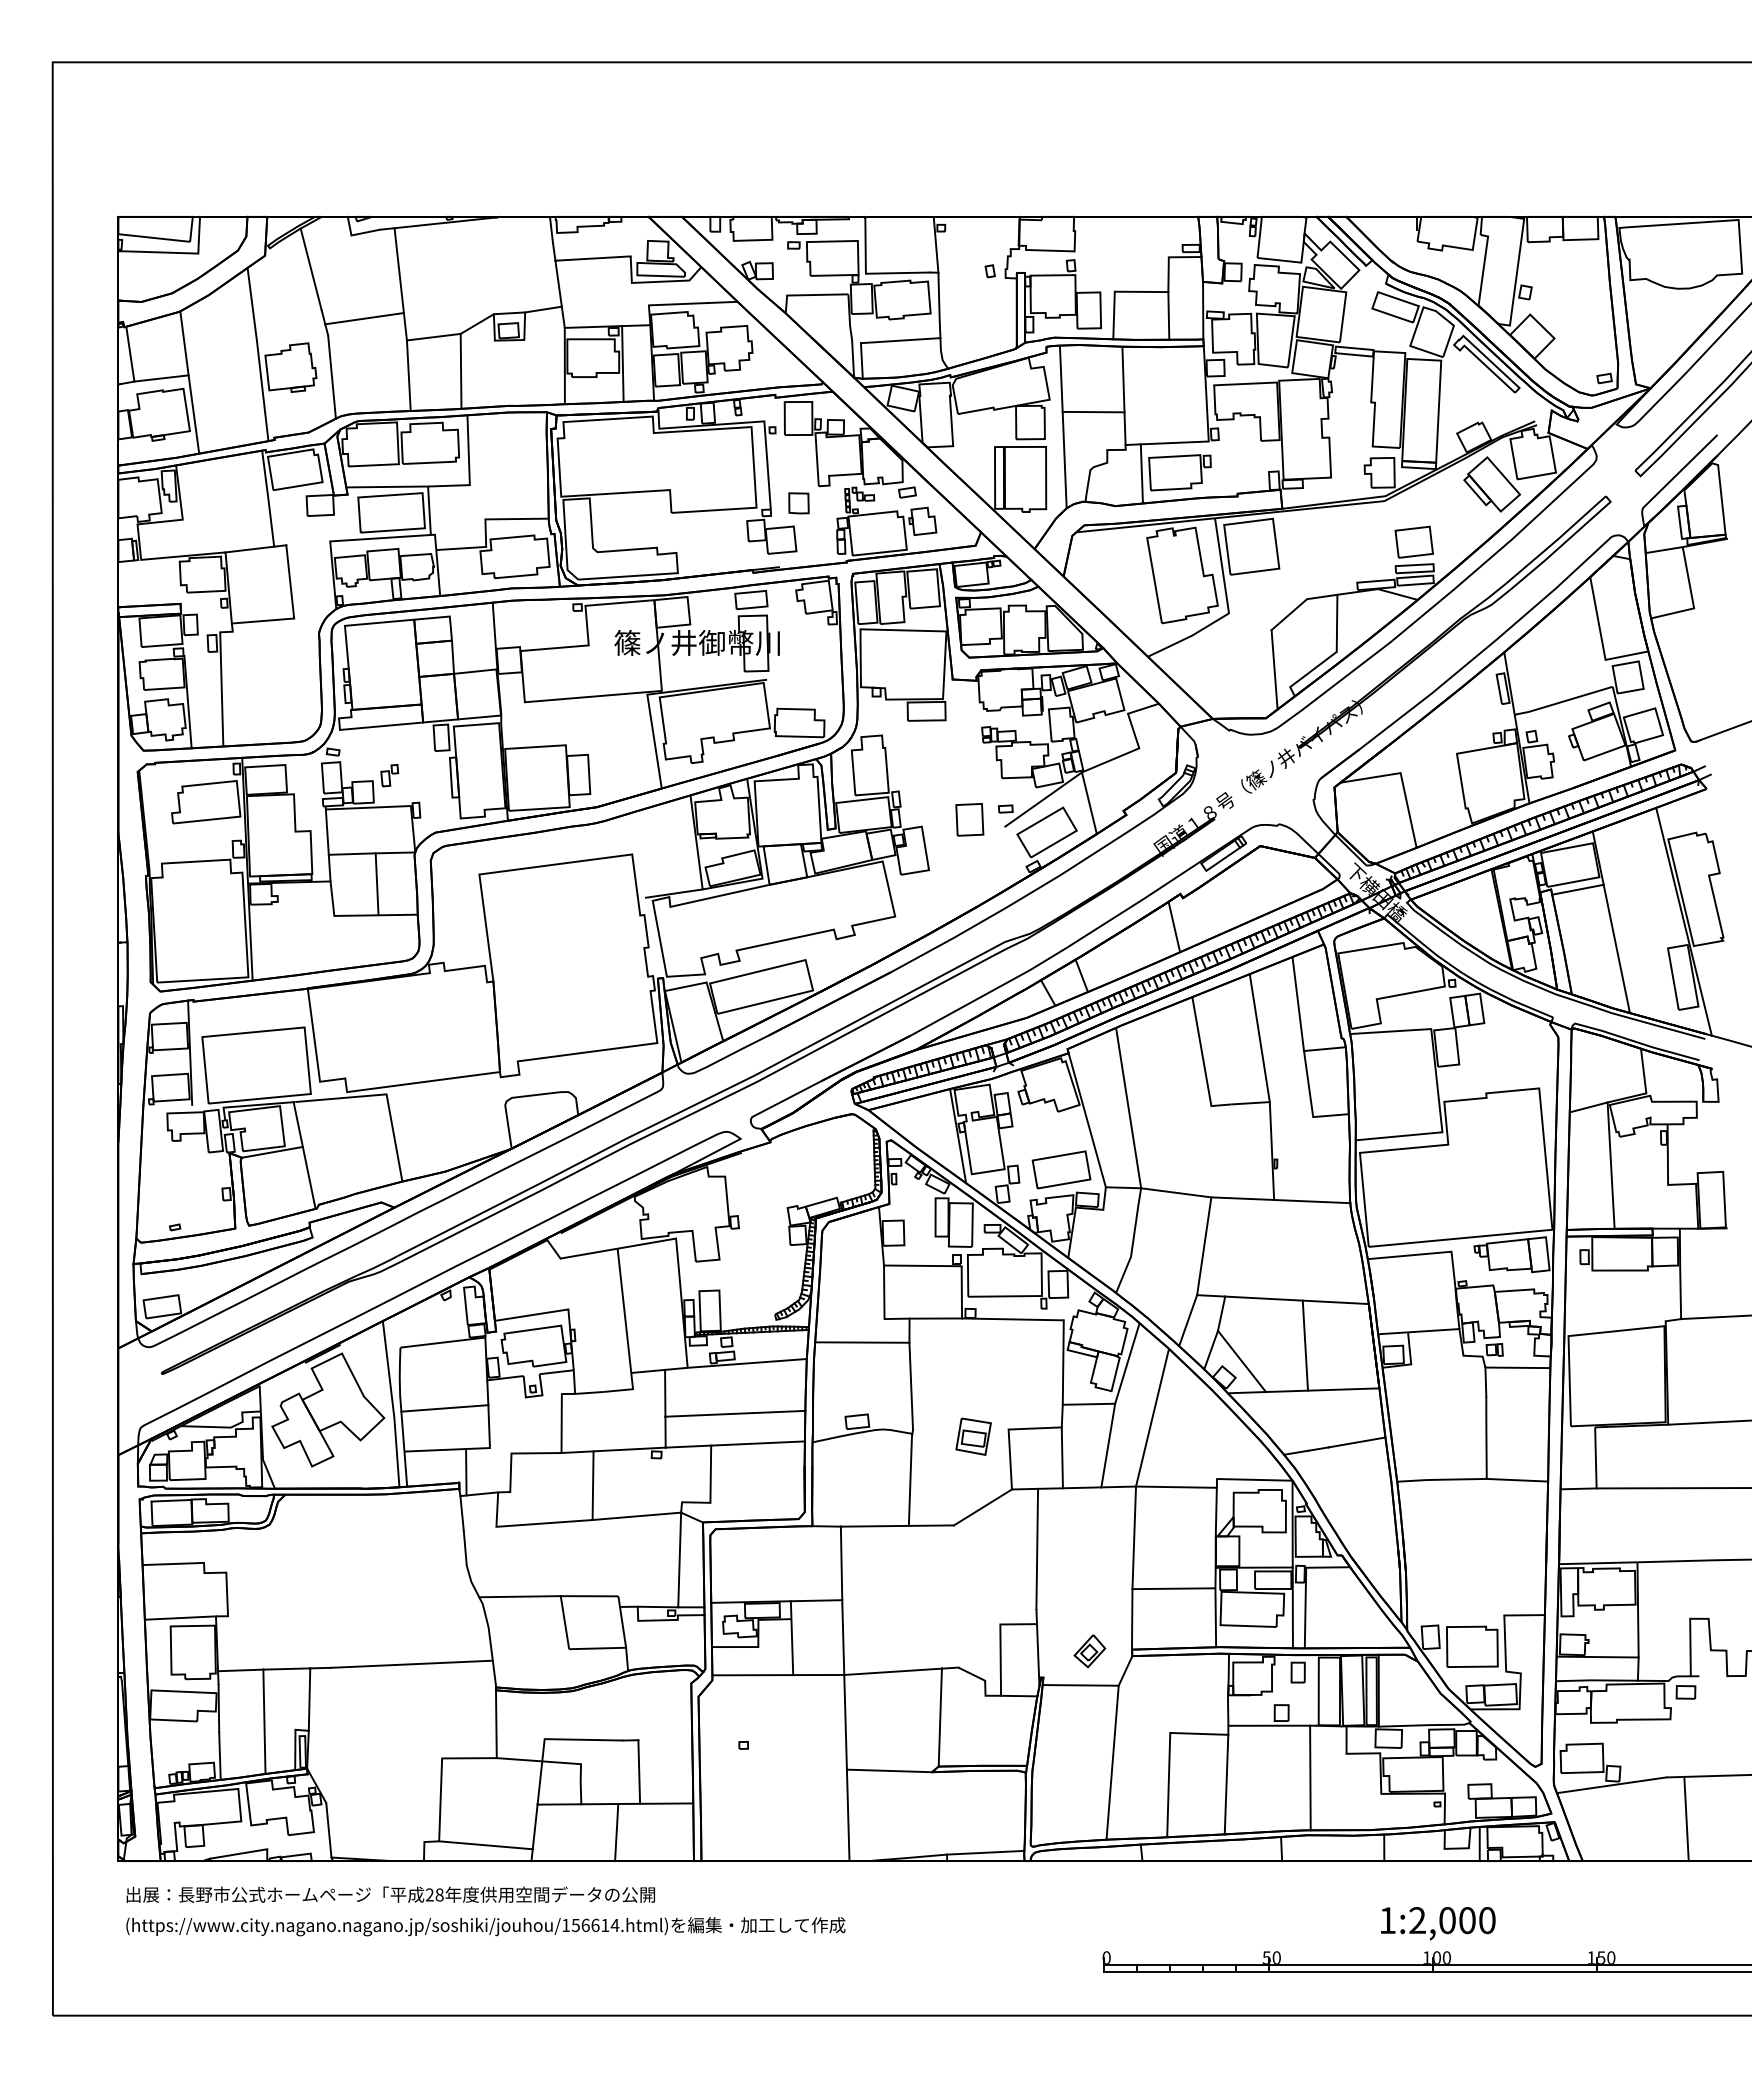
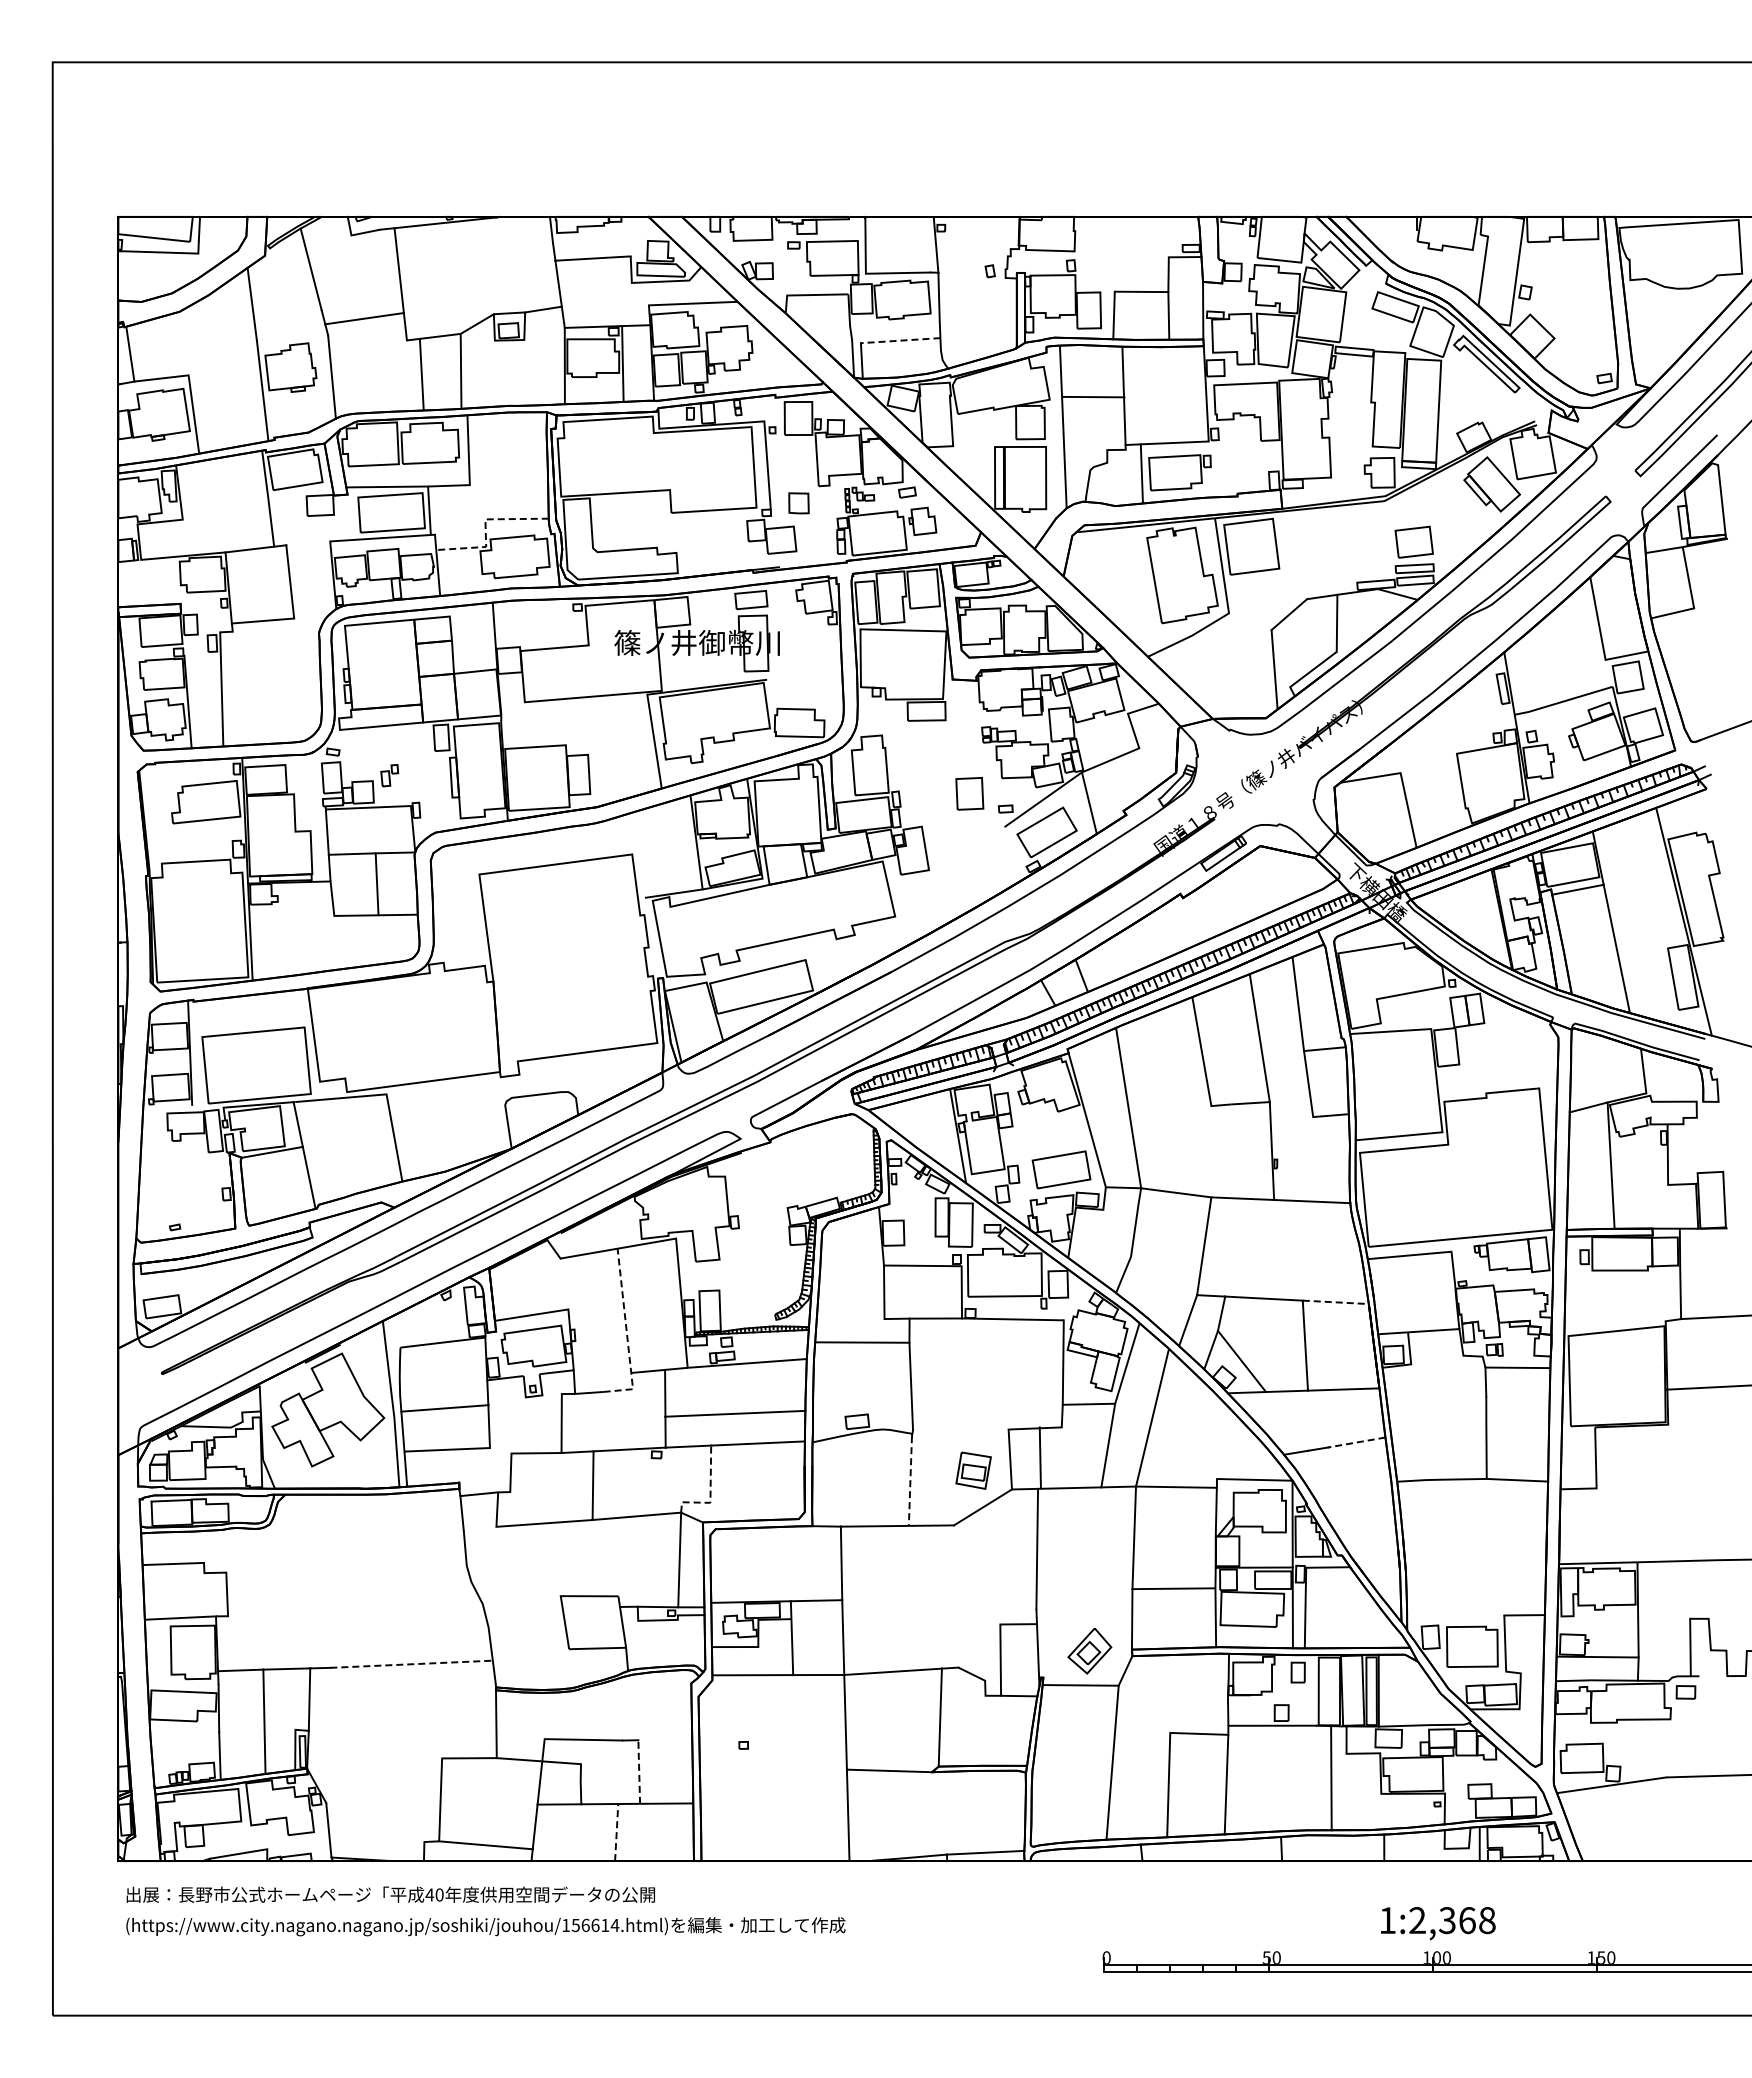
line: solid -> dashed (900, 340)
line: present -> none (184, 343)
line position: (408, 375) -> (421, 374) (421, 374)
line position: (1093, 411) -> (1093, 396) (1093, 396)
line: solid -> dashed (485, 527)
part position: (969, 819) -> (969, 793) (969, 793)
line: present -> none (1174, 926)
line: solid -> dashed (1336, 1302)
line: solid -> dashed (626, 1333)
line position: (1708, 1422) -> (1707, 1387) (1707, 1387)
part position: (973, 1436) -> (973, 1470) (973, 1470)
line: solid -> dashed (1357, 1442)
line position: (1061, 1457) -> (1039, 1457) (1039, 1457)
line: present -> none (466, 1472)
line: solid -> dashed (910, 1481)
line: present -> none (1672, 1488)
line: solid -> dashed (710, 1494)
line: present -> none (519, 1596)
part size: 34x35 px -> 46x47 px (1089, 1651)
line: solid -> dashed (412, 1664)
line: solid -> dashed (639, 1772)
line position: (1310, 1777) -> (1331, 1777) (1331, 1777)
line: present -> none (1686, 1818)
line: solid -> dashed (616, 1832)
text: 28 -> 40 (434, 1894)
text: 1:2,000 -> 1:2,368 (1467, 1920)
